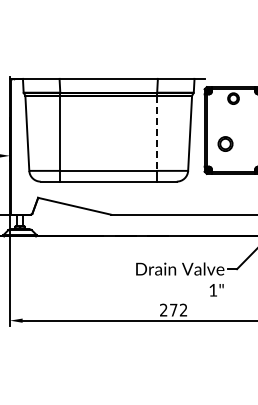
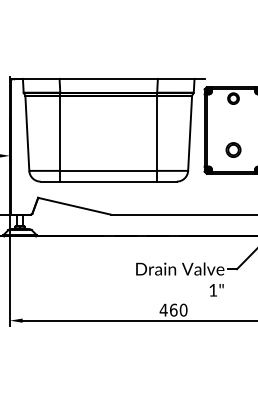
line: dashed -> solid (157, 133)
circle position: (225, 143) -> (233, 149) (233, 149)
text: 272 -> 460 (173, 309)
